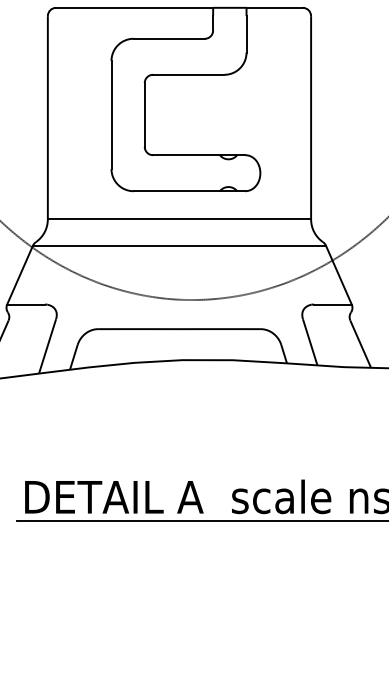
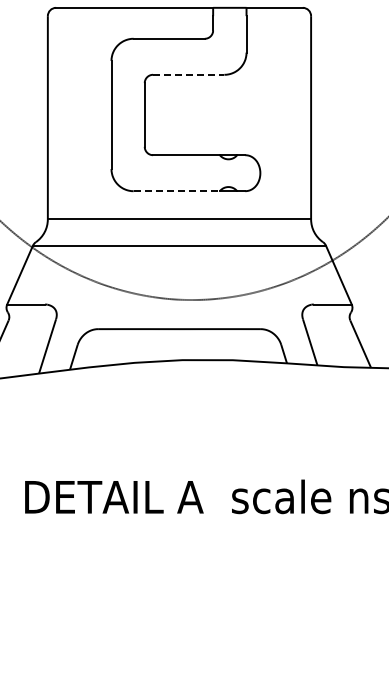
line: solid -> dashed (188, 74)
line: solid -> dashed (177, 191)
line: present -> none (201, 520)
